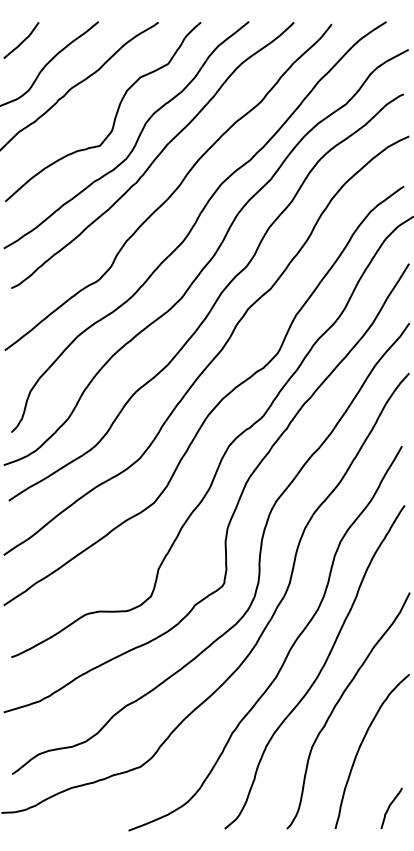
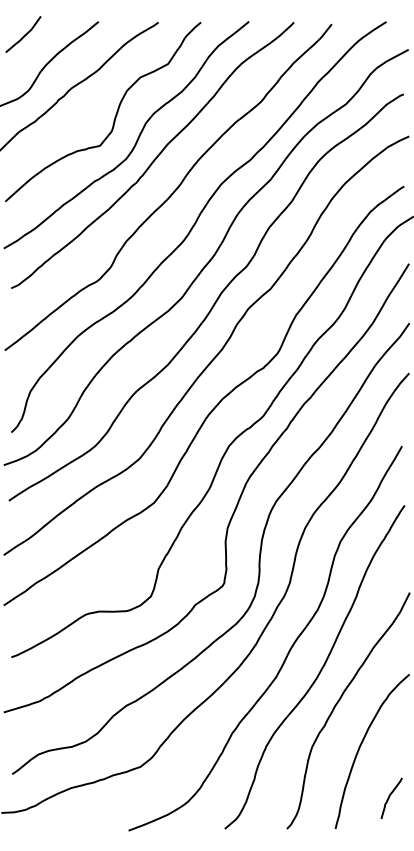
curve position: (22, 40) -> (24, 34) (24, 34)
curve position: (390, 806) -> (390, 796) (390, 796)
